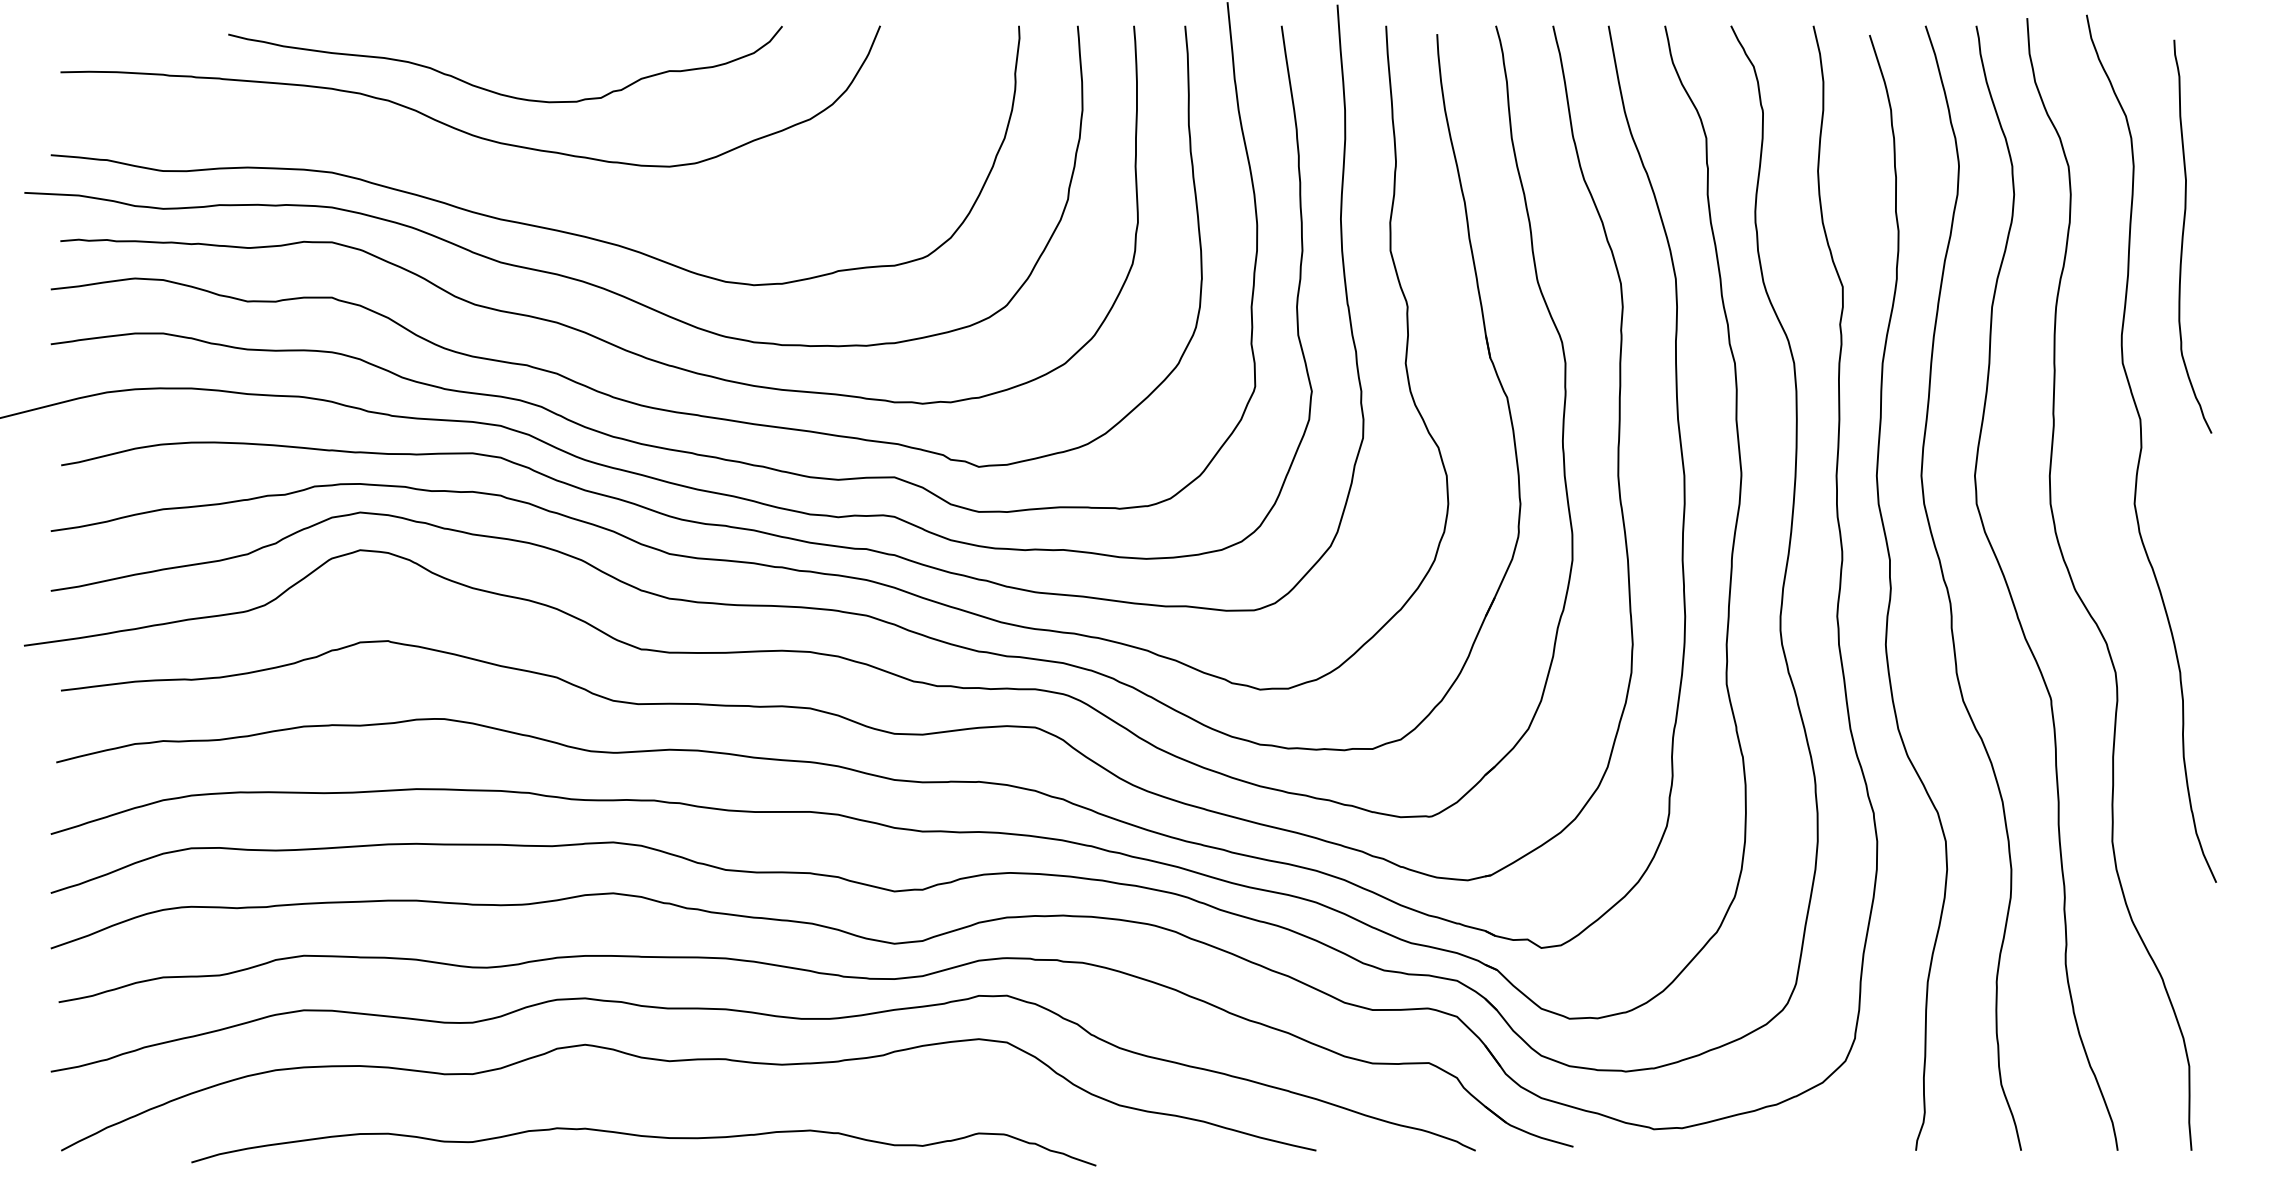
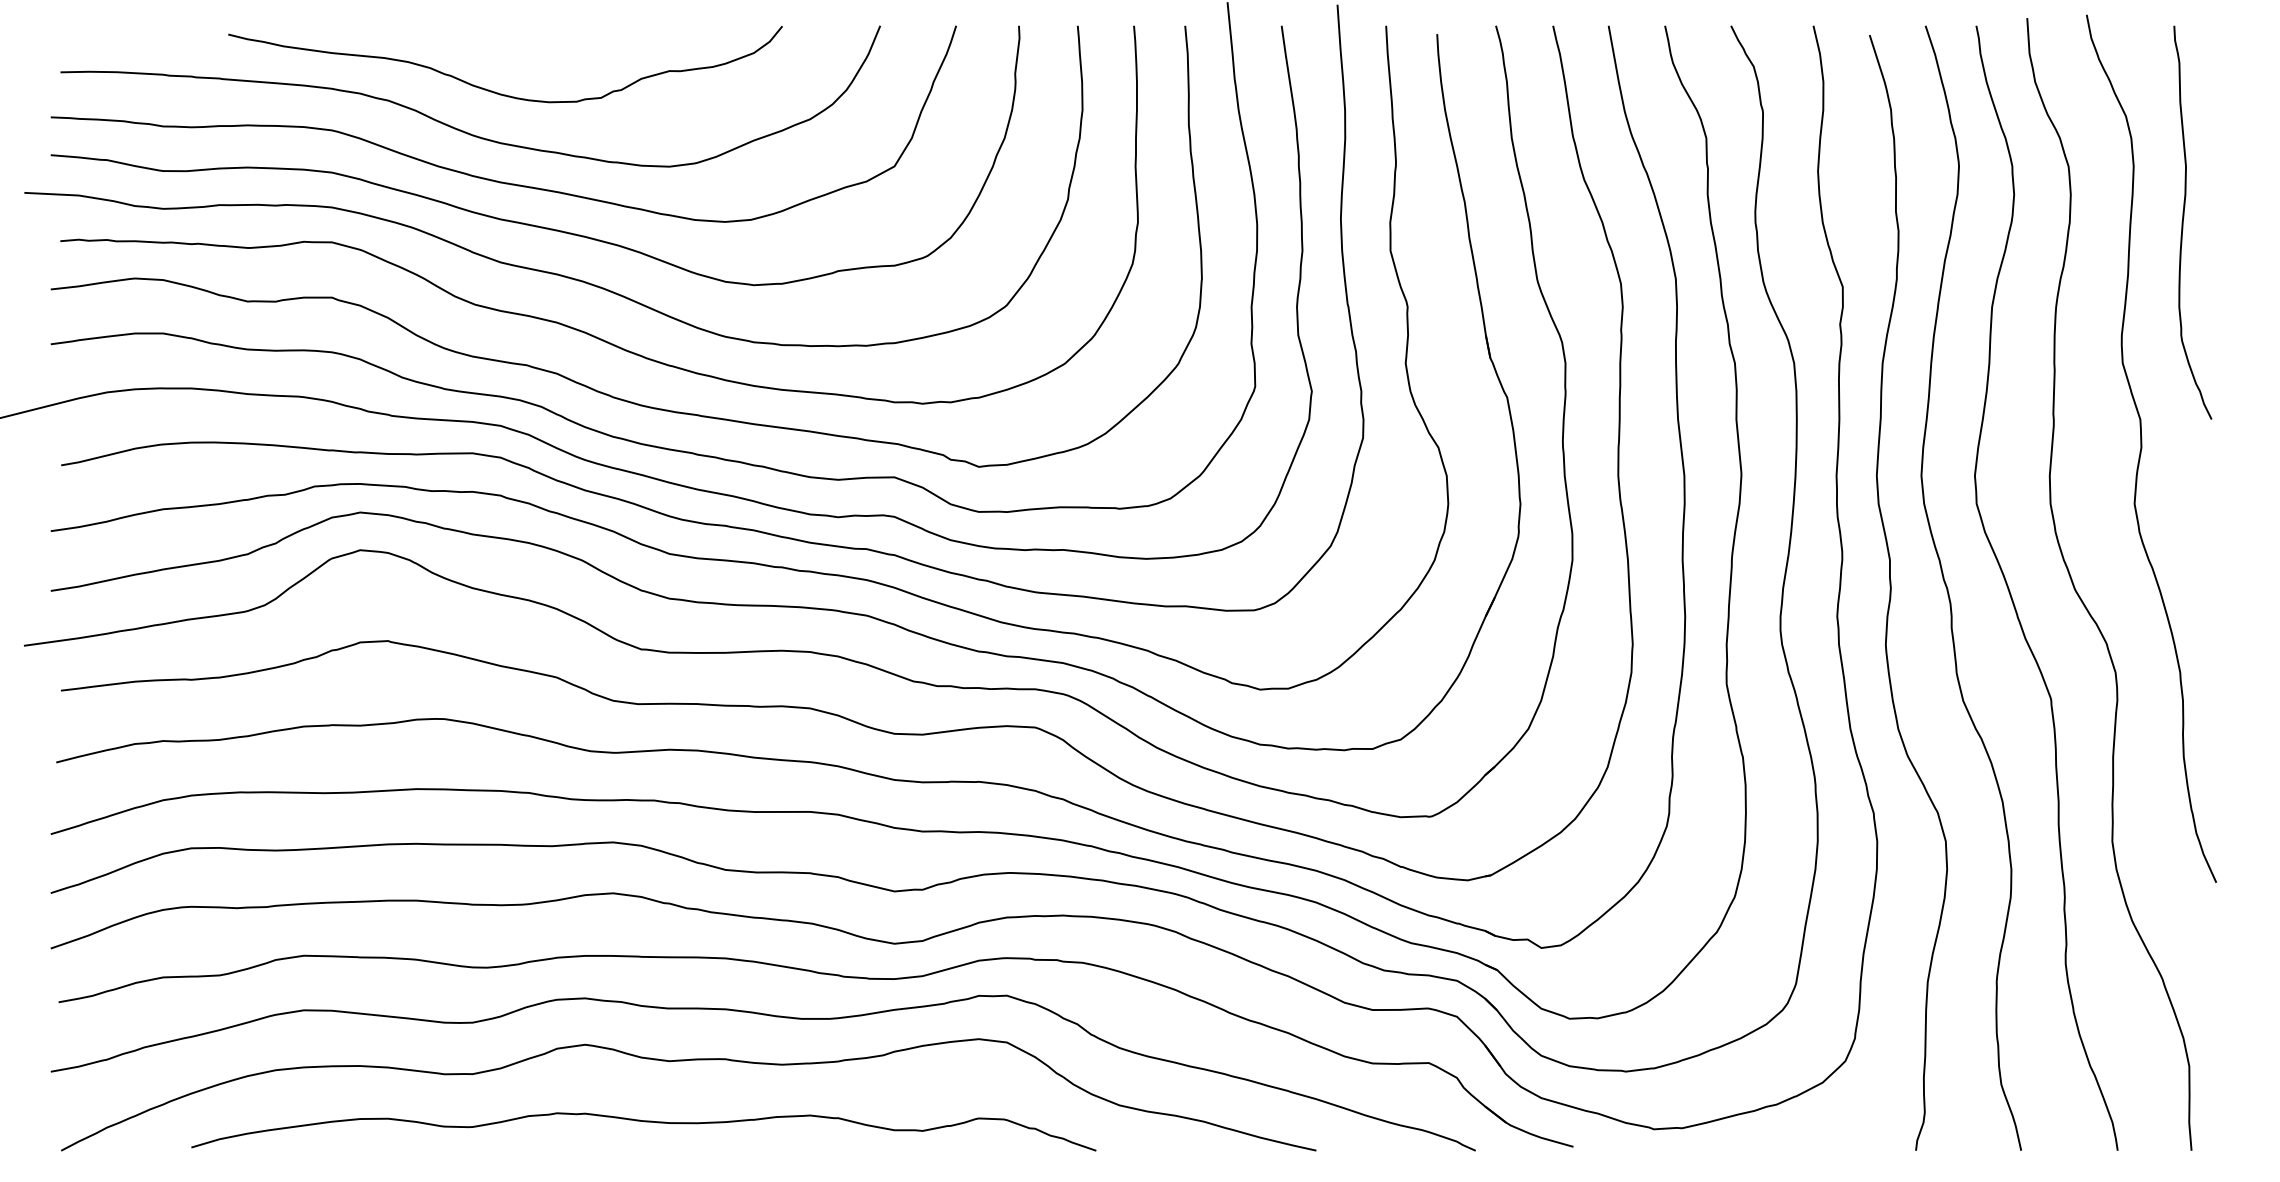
curve: none -> present (489, 178)
curve position: (2183, 236) -> (2183, 222) (2183, 222)
curve position: (644, 1137) -> (644, 1122) (644, 1122)
